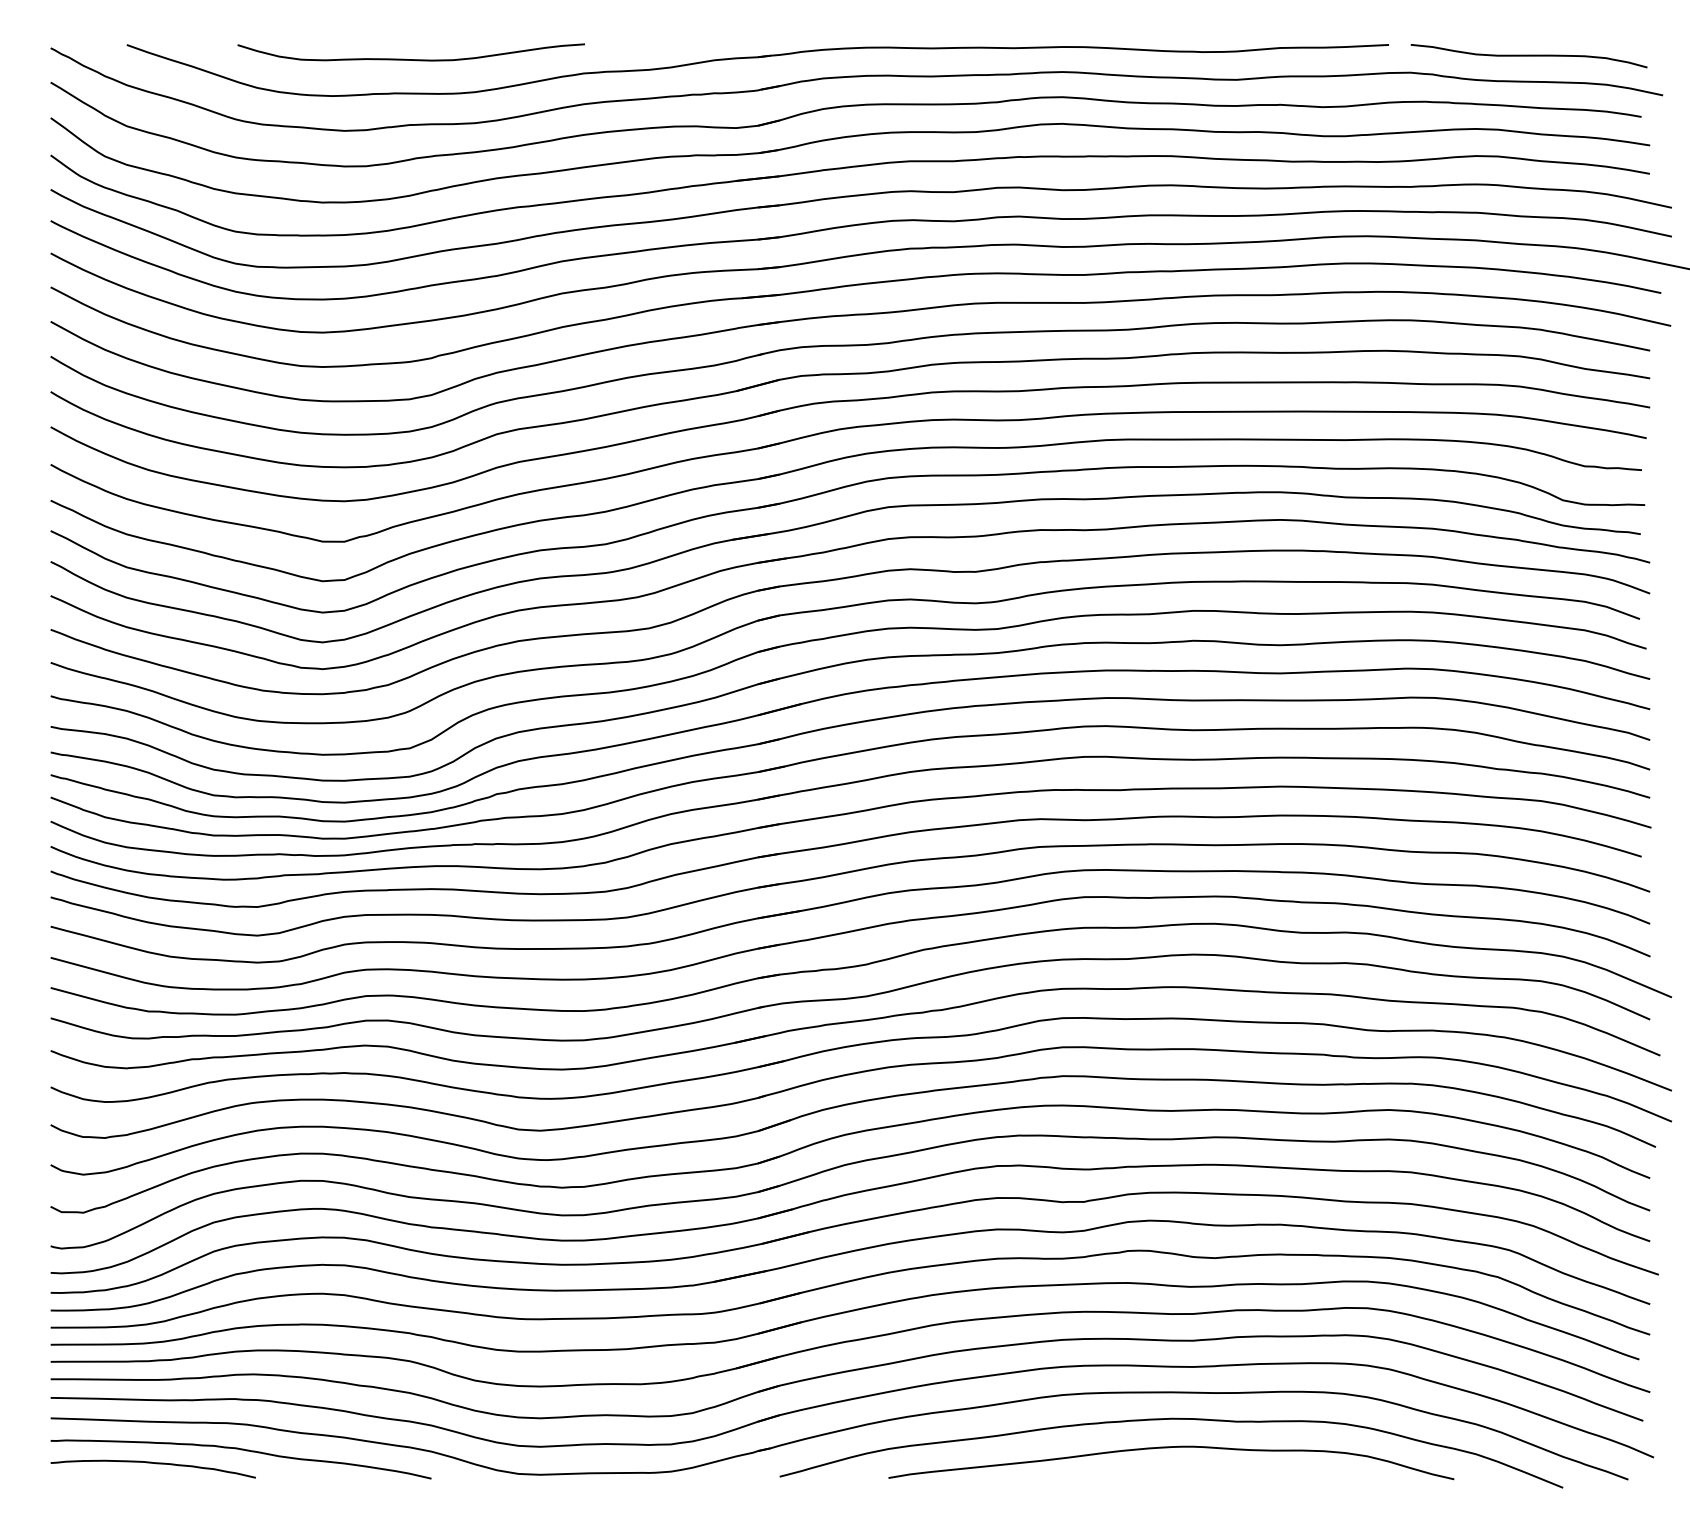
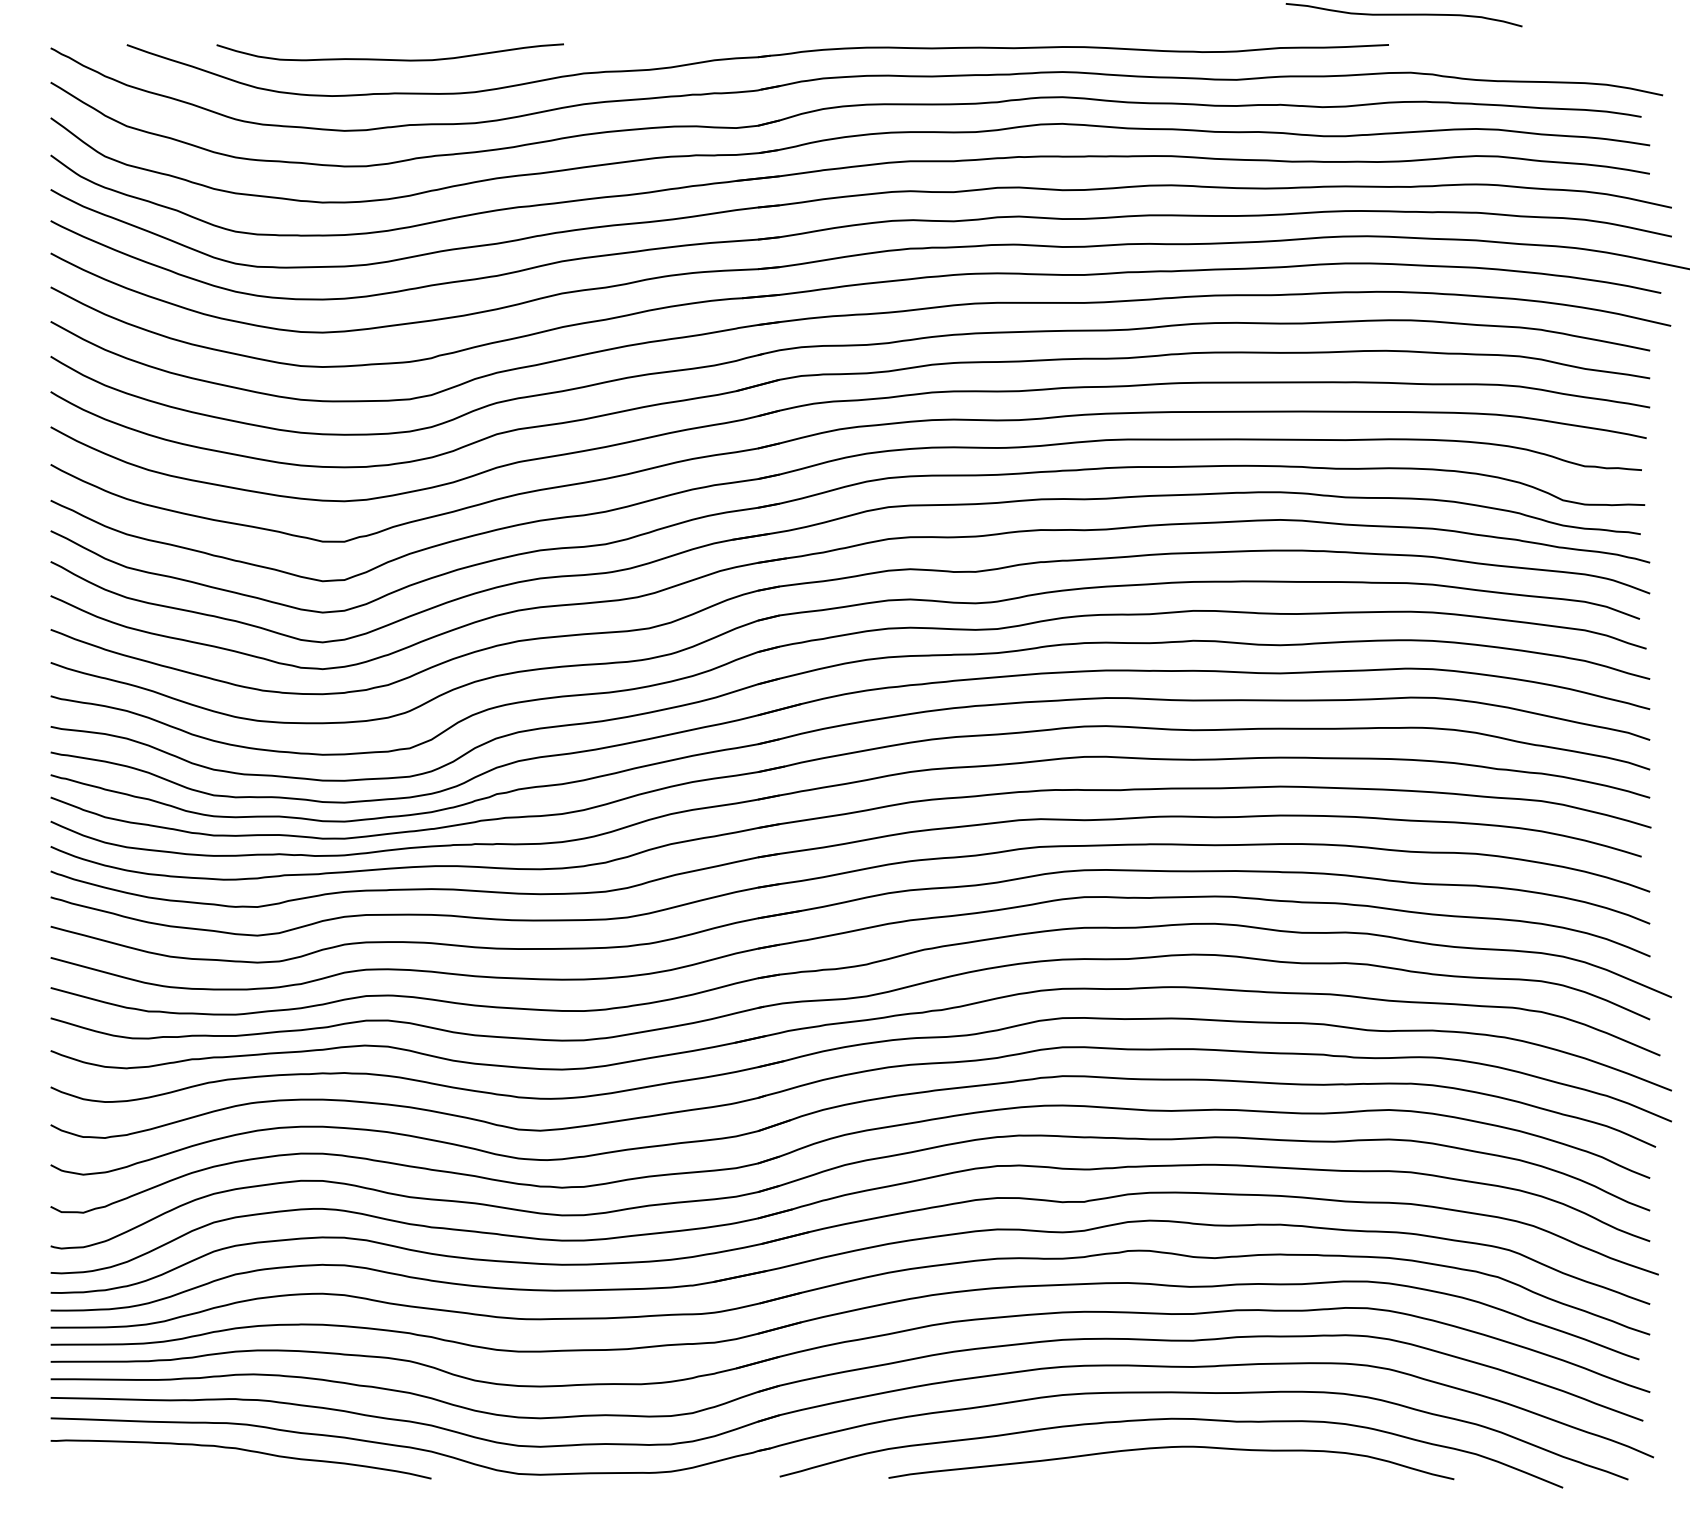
curve position: (1528, 56) -> (1403, 15) (1403, 15)
curve position: (410, 59) -> (389, 59) (389, 59)
curve: present -> none (152, 1463)
